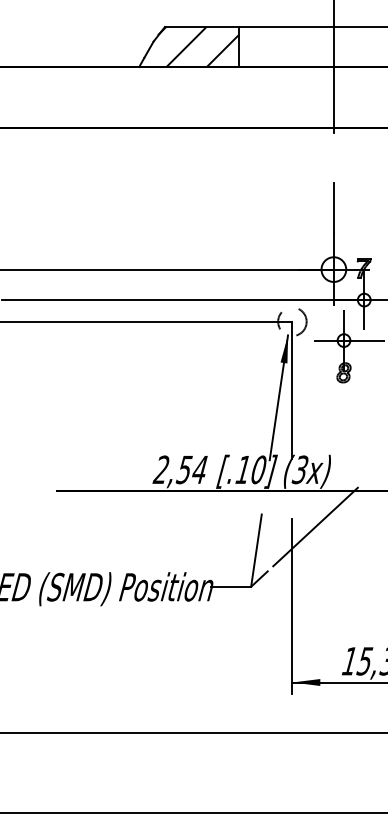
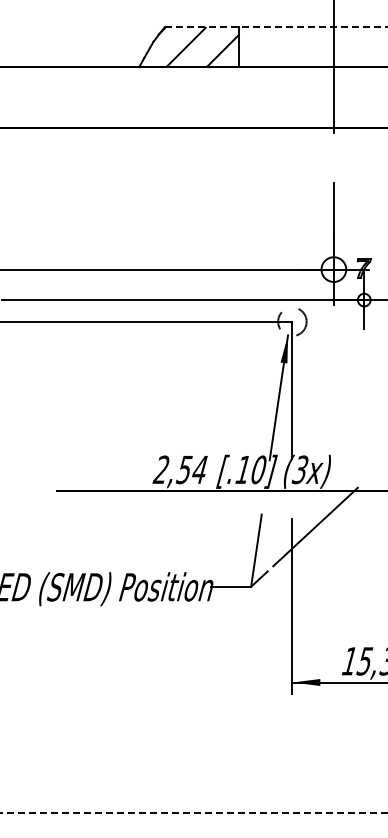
line: solid -> dashed (276, 27)
part: present -> none (349, 346)
line: present -> none (193, 733)
line: solid -> dashed (194, 812)
